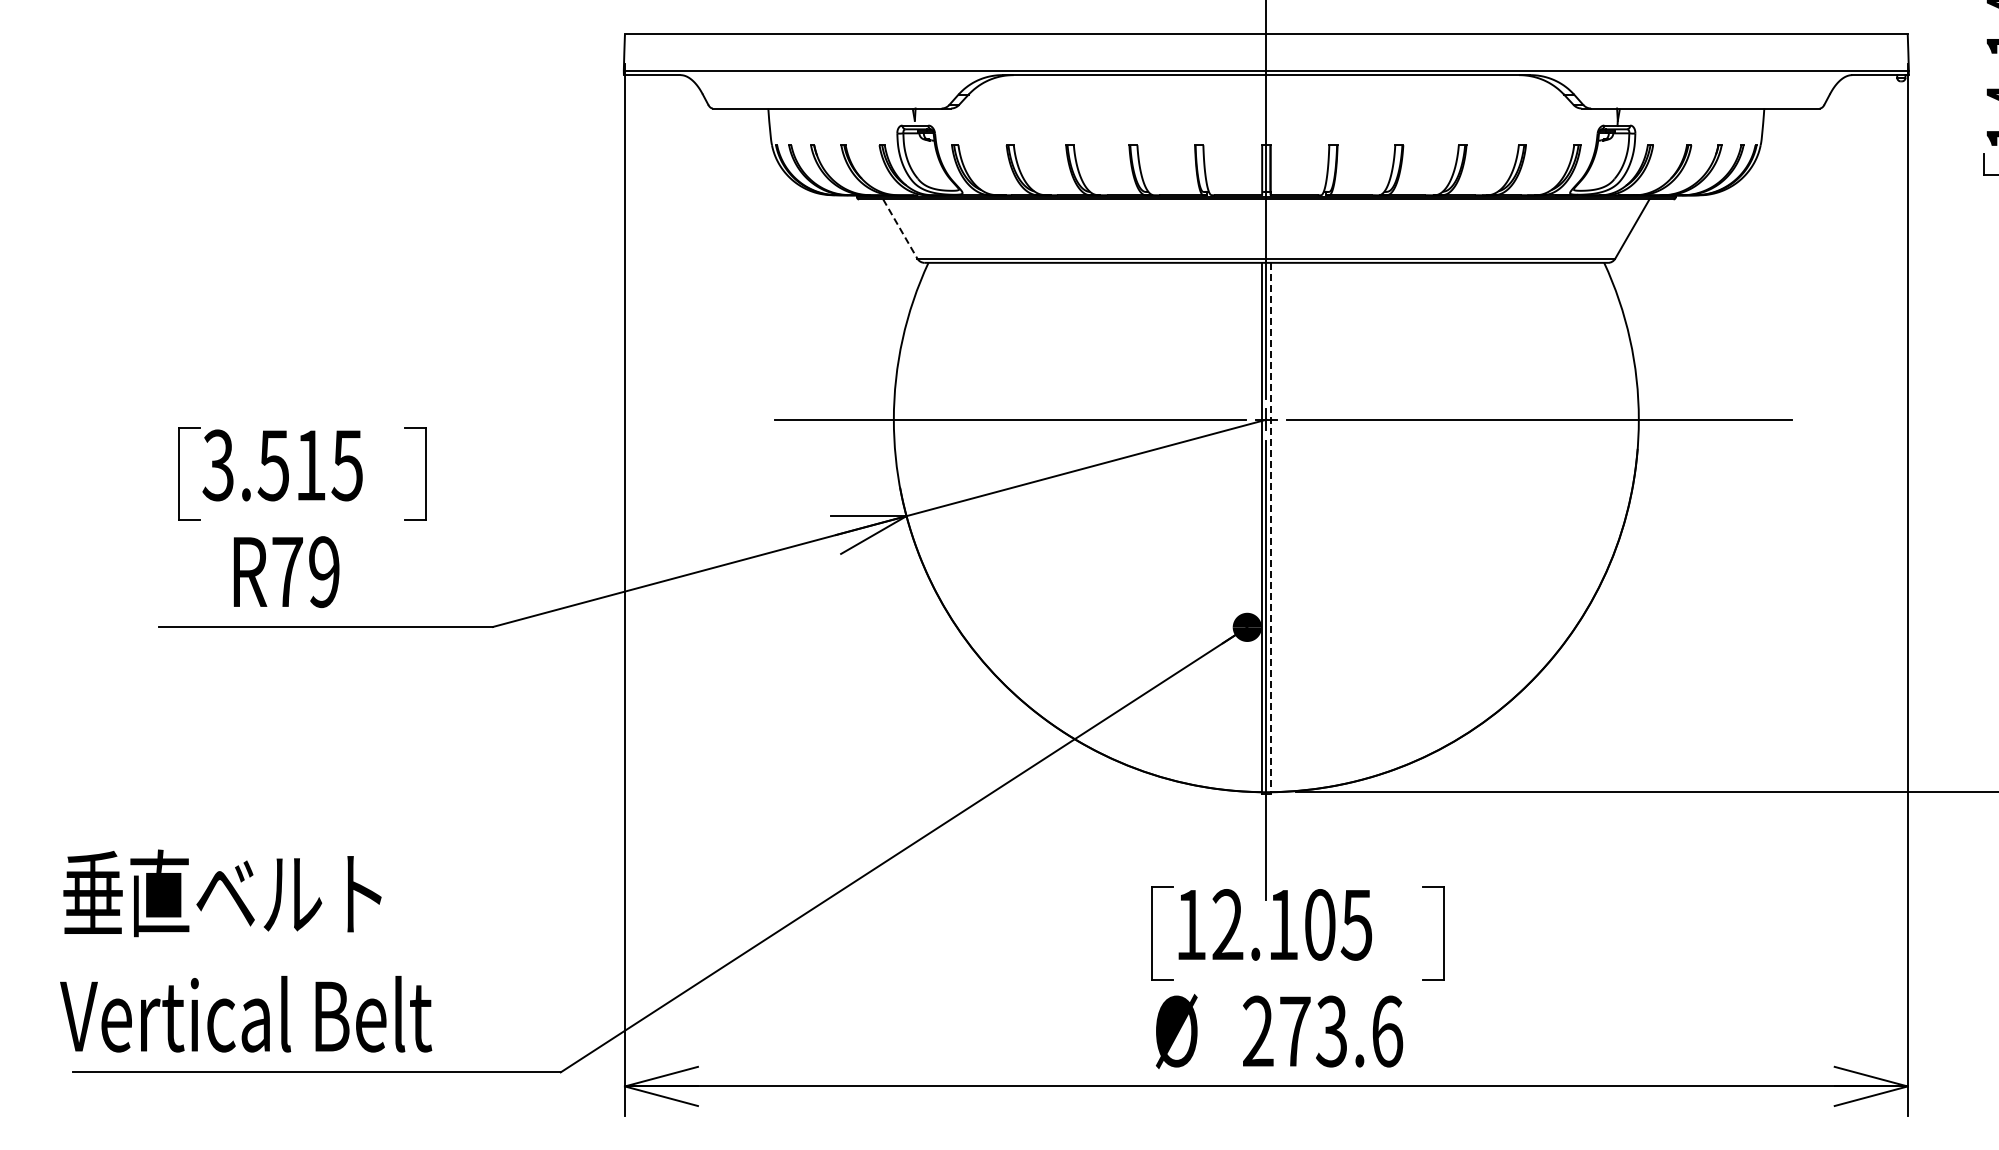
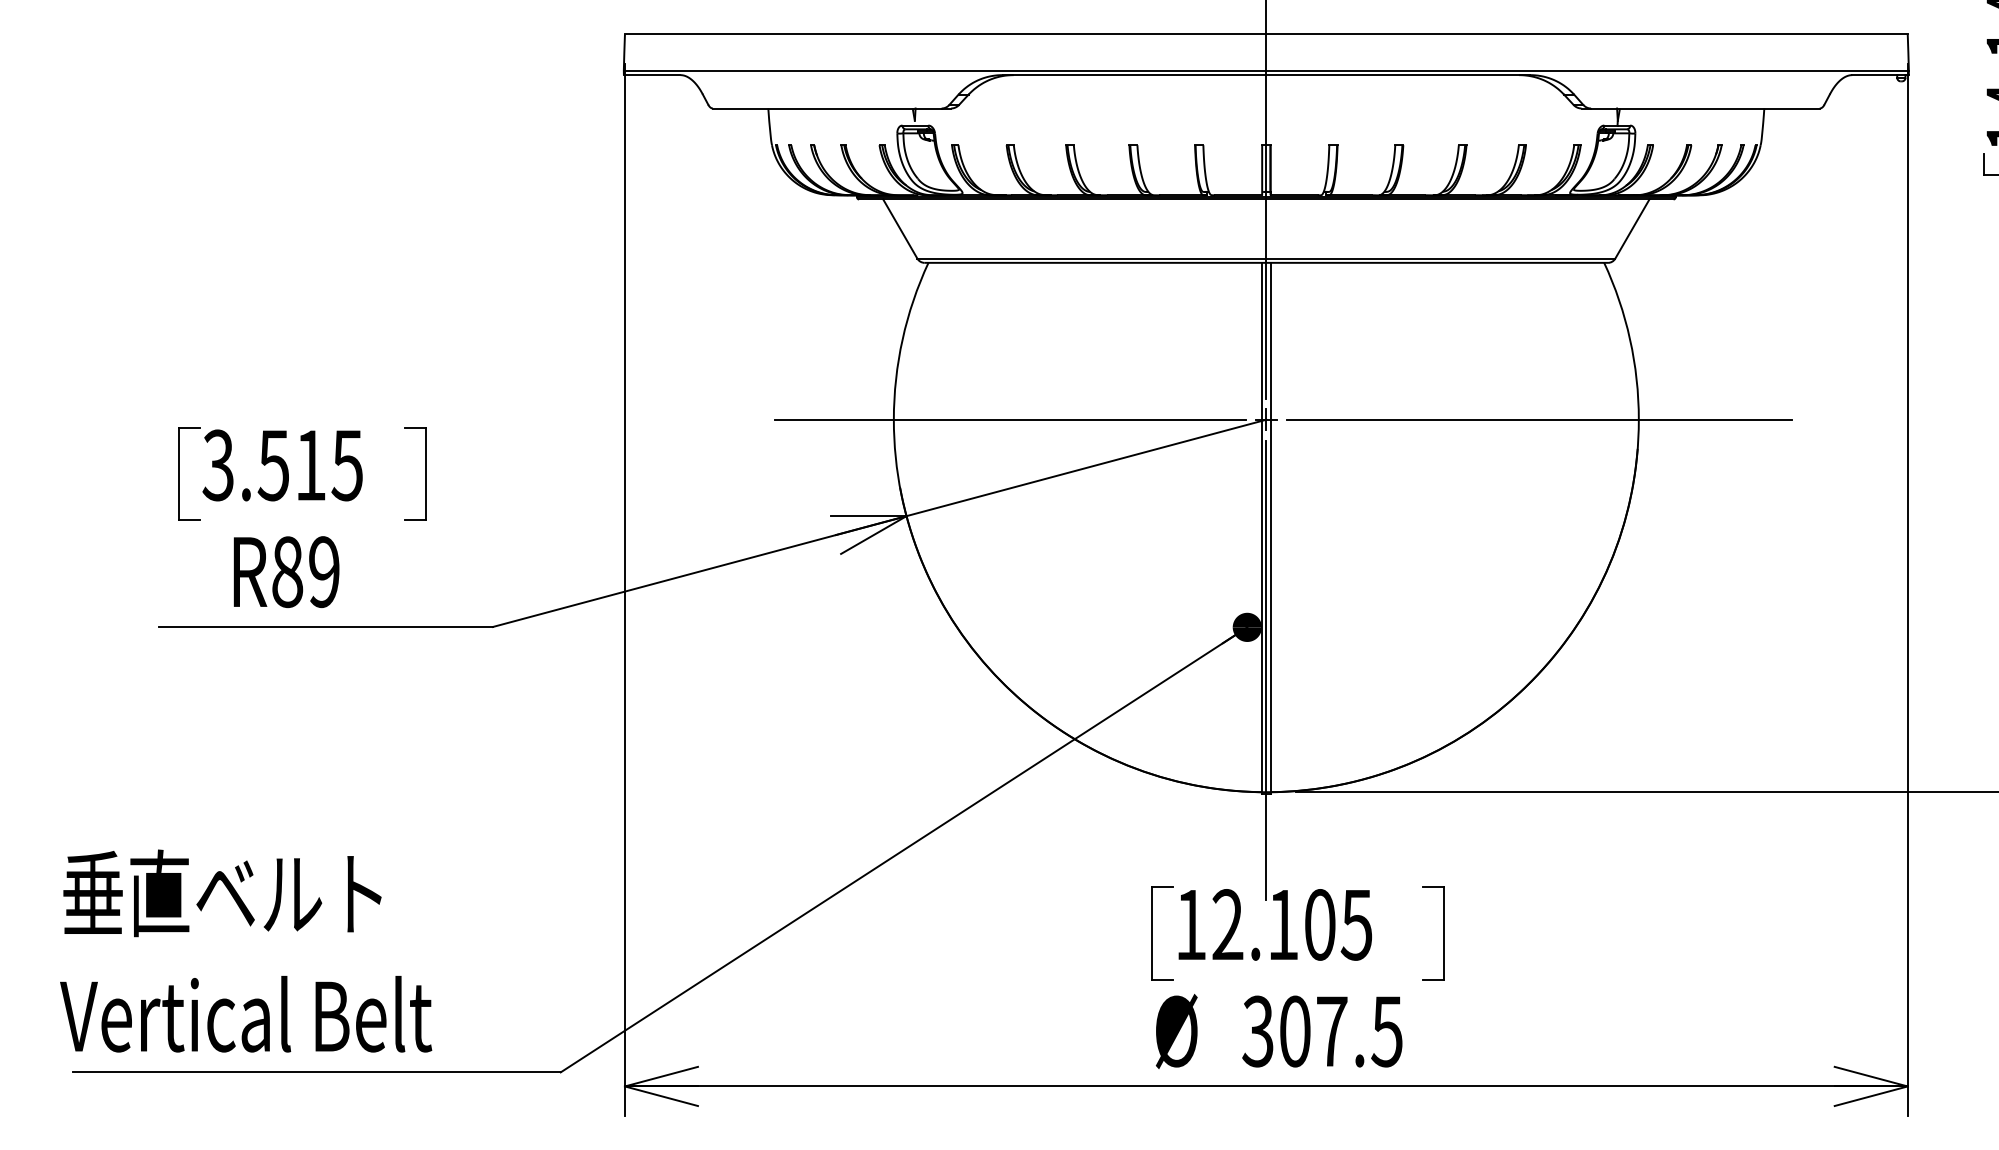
line: dashed -> solid (900, 229)
line: dashed -> solid (1270, 528)
text: R79 -> R89 (287, 572)
text: 273.6 -> 307.5 (1322, 1031)
